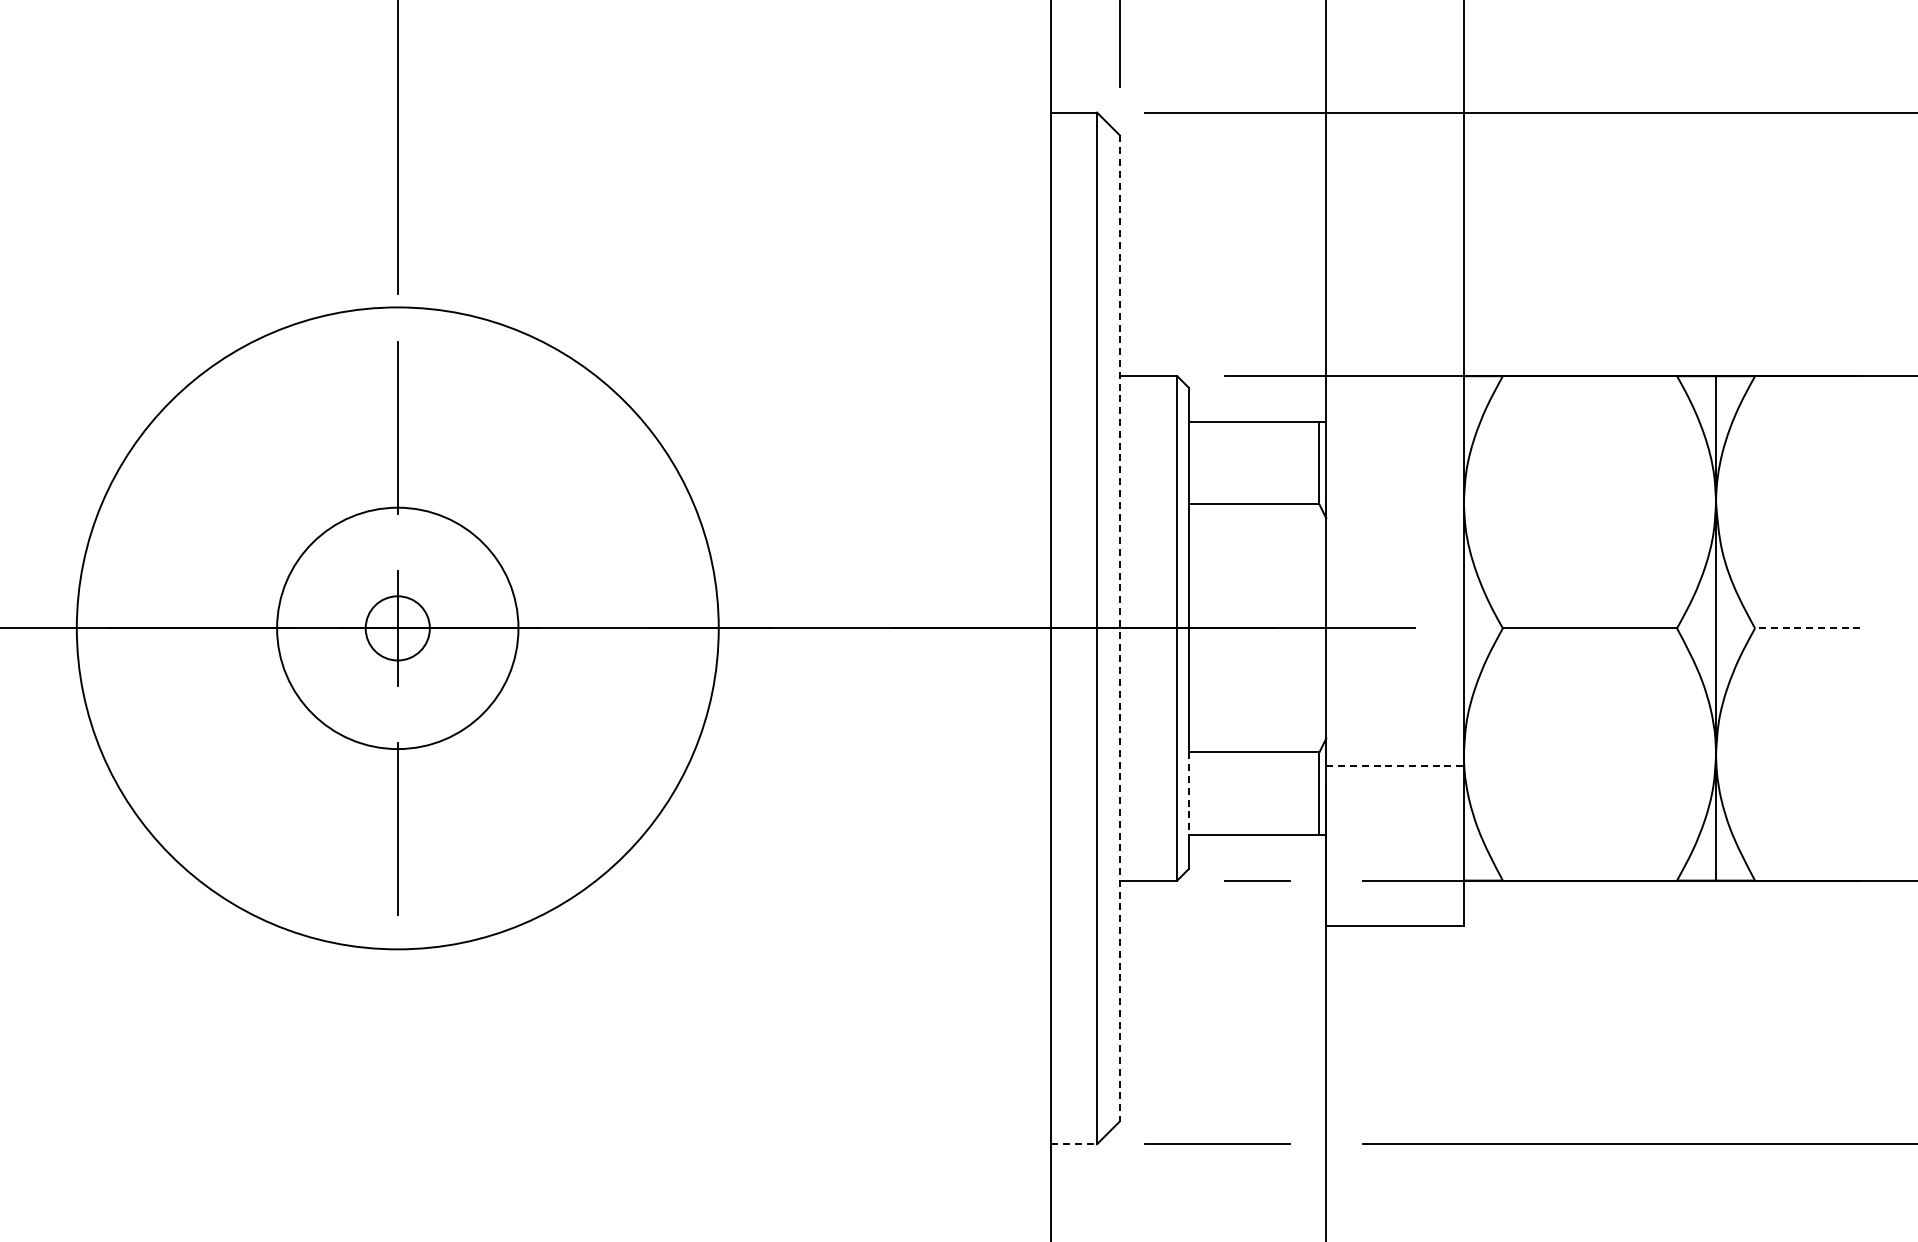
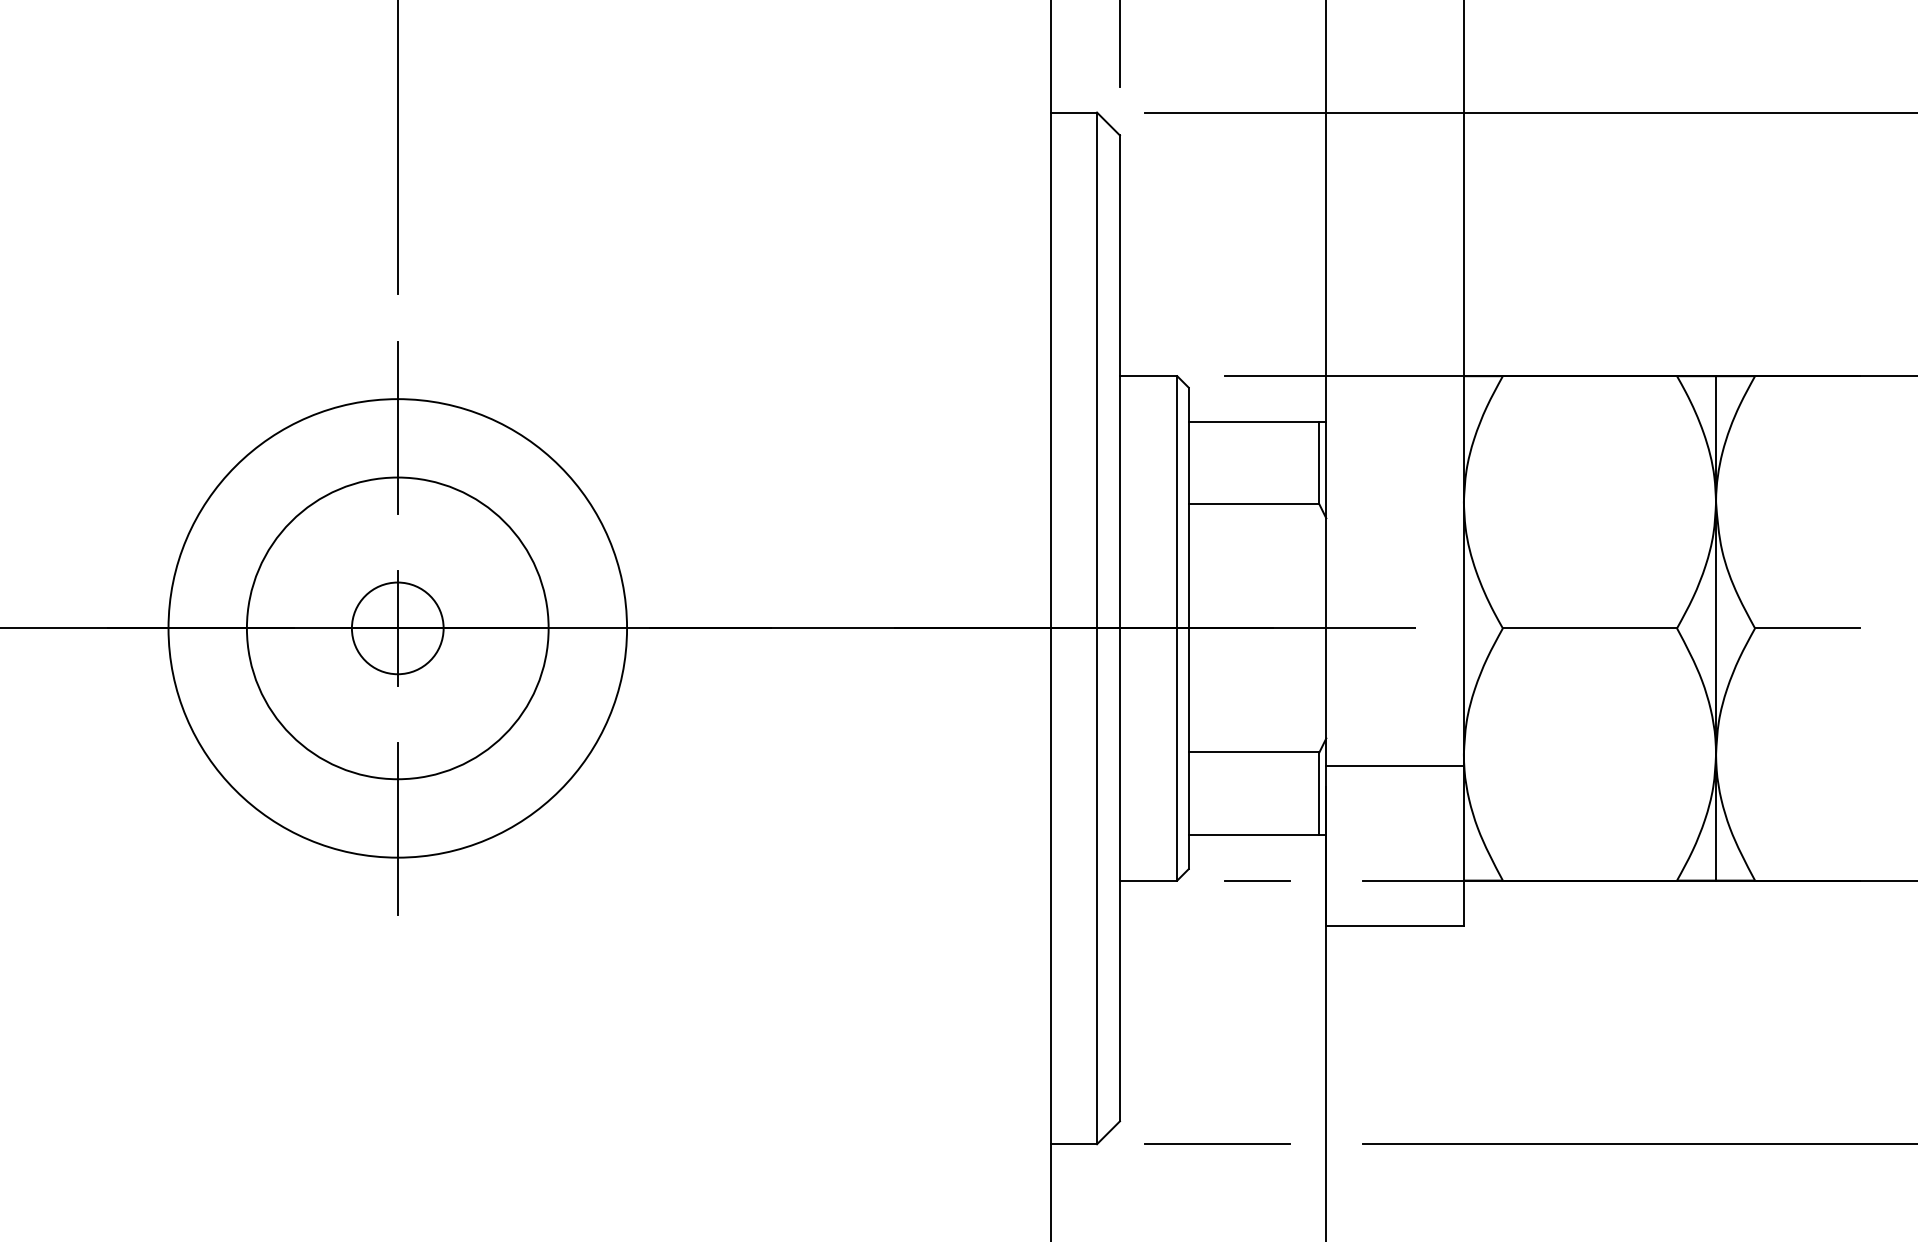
circle diameter: 241 px -> 302 px (397, 628)
circle diameter: 64 px -> 92 px (397, 628)
circle diameter: 642 px -> 459 px (397, 628)
line: dashed -> solid (1119, 628)
line: dashed -> solid (1807, 628)
line: dashed -> solid (1395, 765)
line: dashed -> solid (1188, 794)
line: dashed -> solid (1074, 1144)
